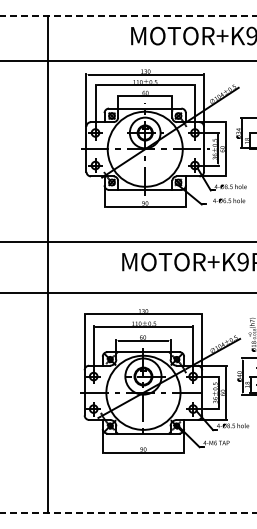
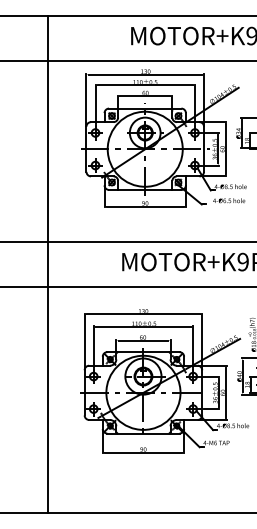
line: dashed -> solid (128, 15)
line position: (127, 293) -> (127, 287) (127, 287)
line: dashed -> solid (128, 513)
